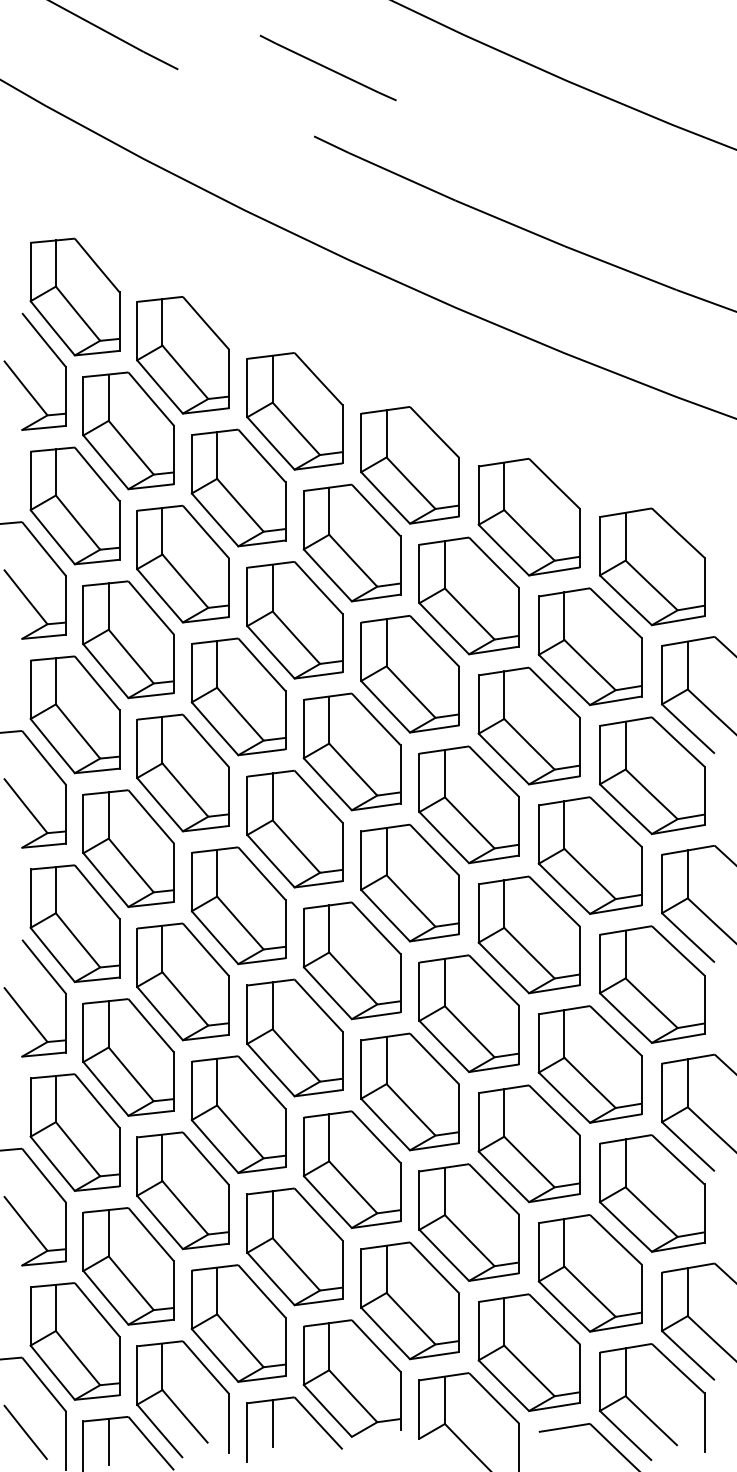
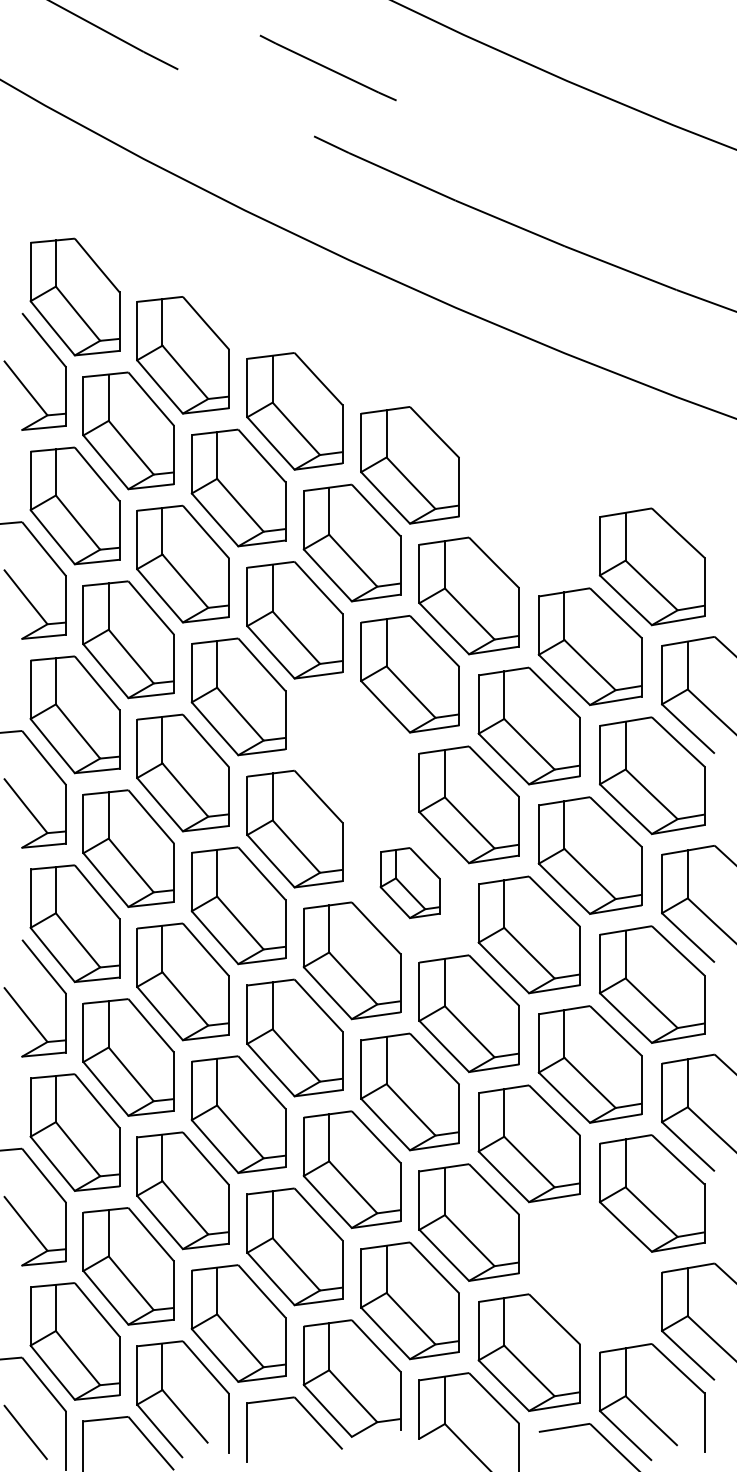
part: present -> none (528, 516)
part: present -> none (351, 751)
part size: 100x120 px -> 62x73 px (409, 883)
part: present -> none (589, 1273)
line: present -> none (272, 1423)
line: present -> none (108, 1441)
